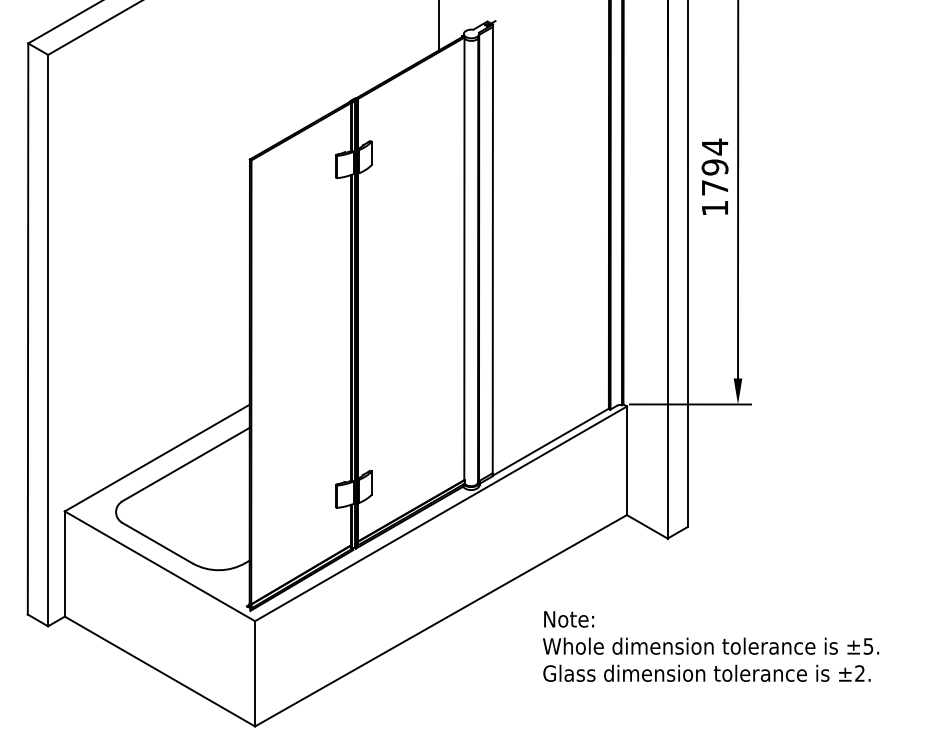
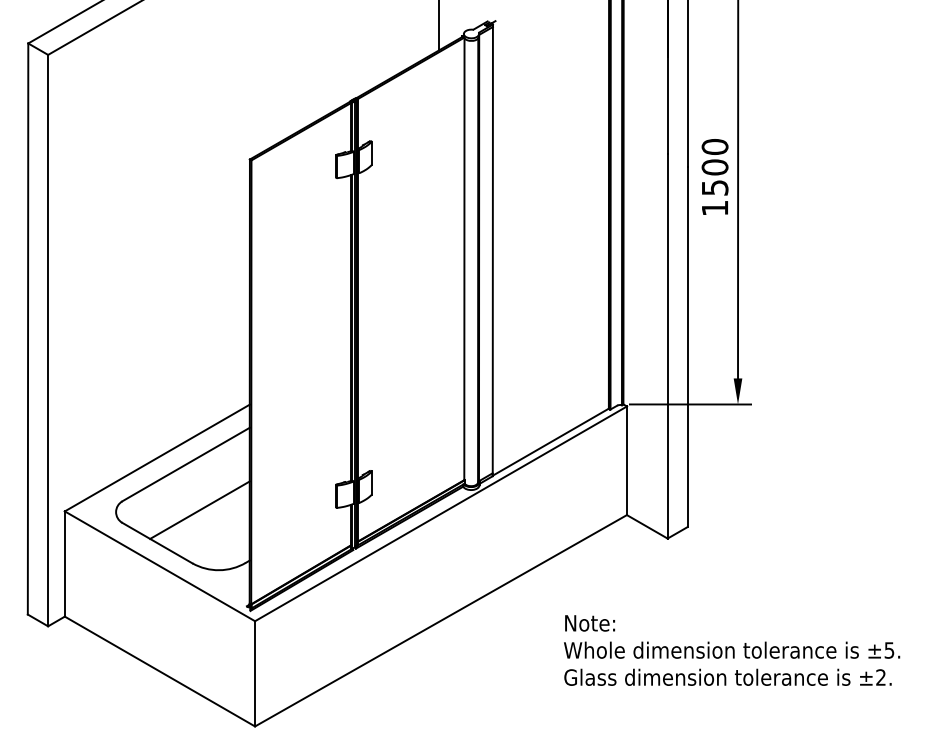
text: 1794 -> 1500 (714, 166)
line: none -> present (199, 509)
text position: (711, 646) -> (732, 650) (732, 650)
